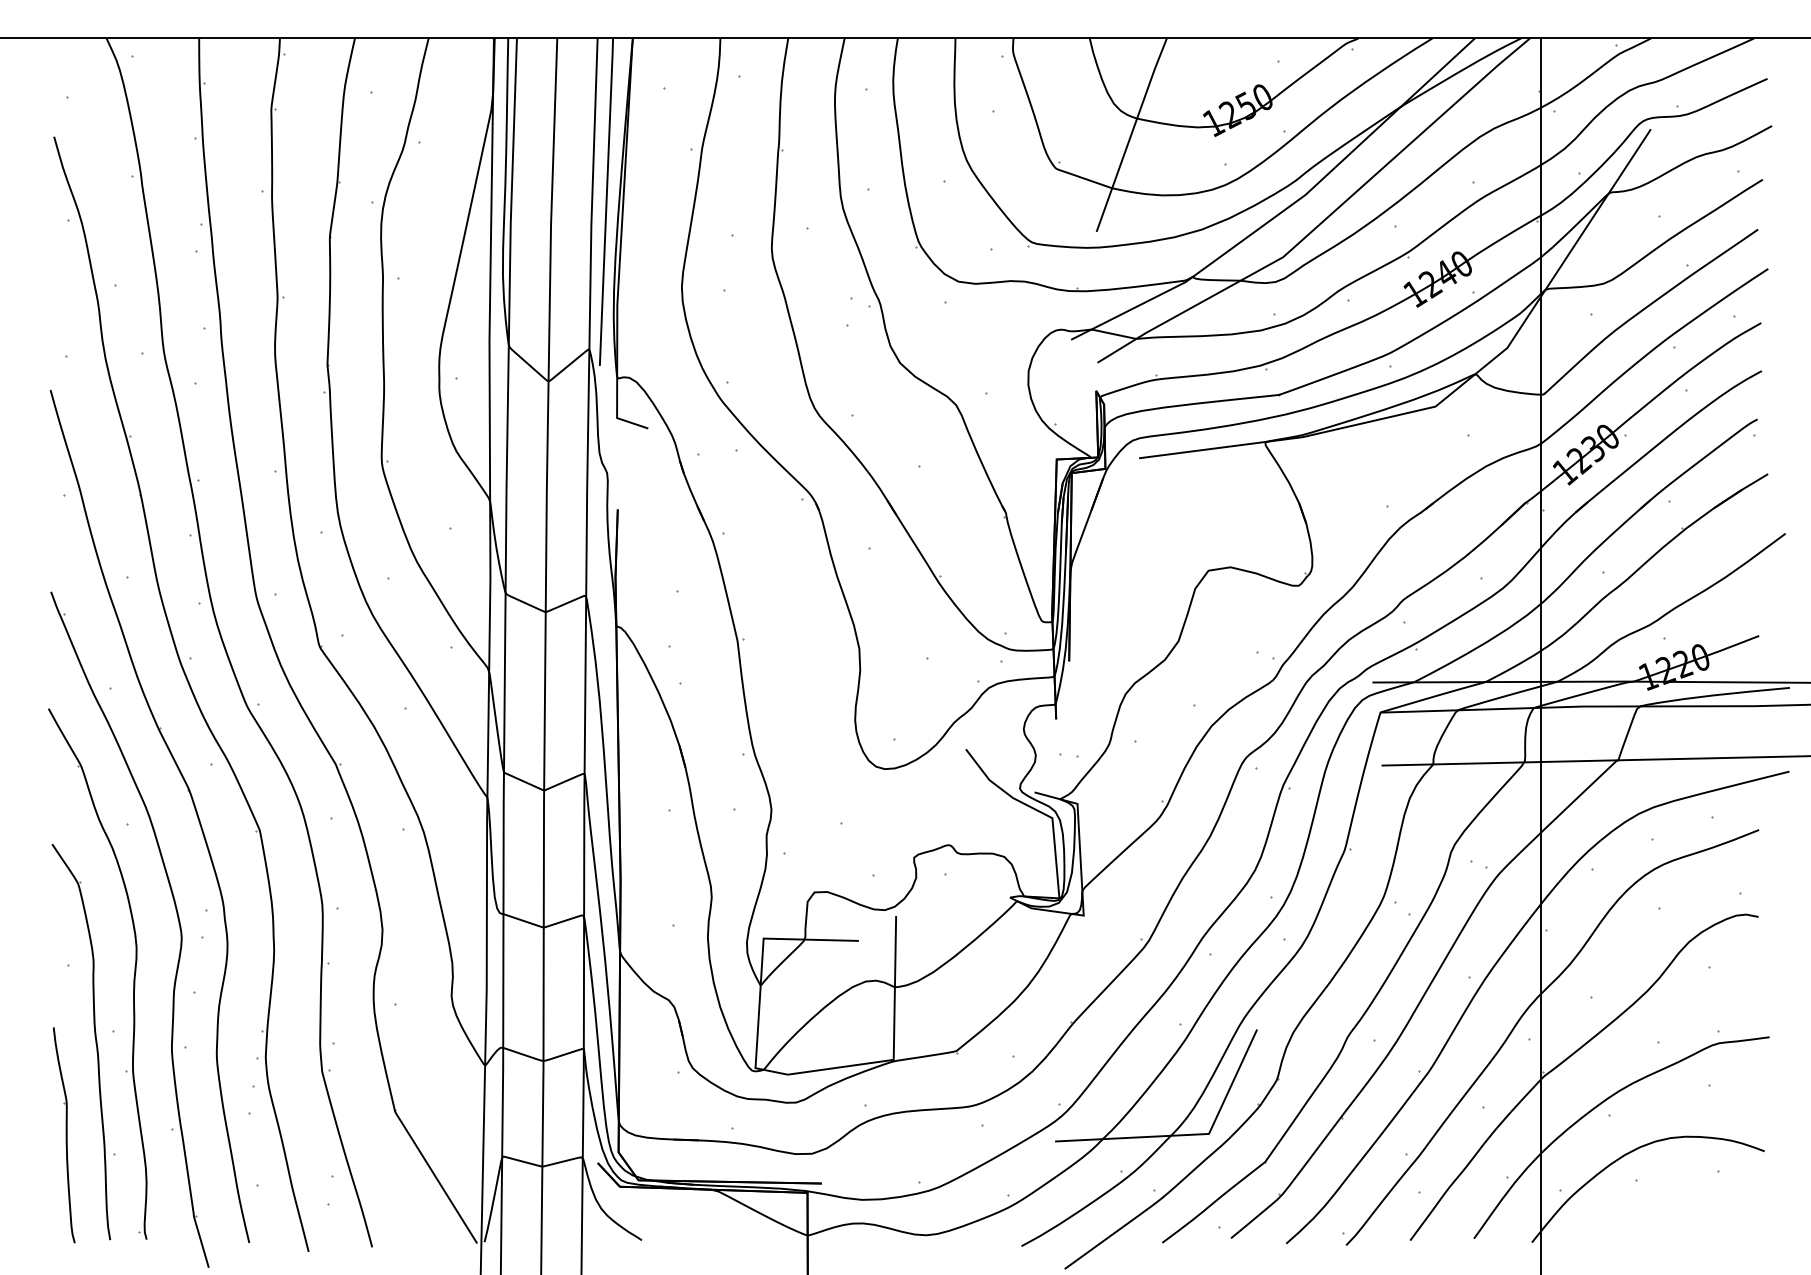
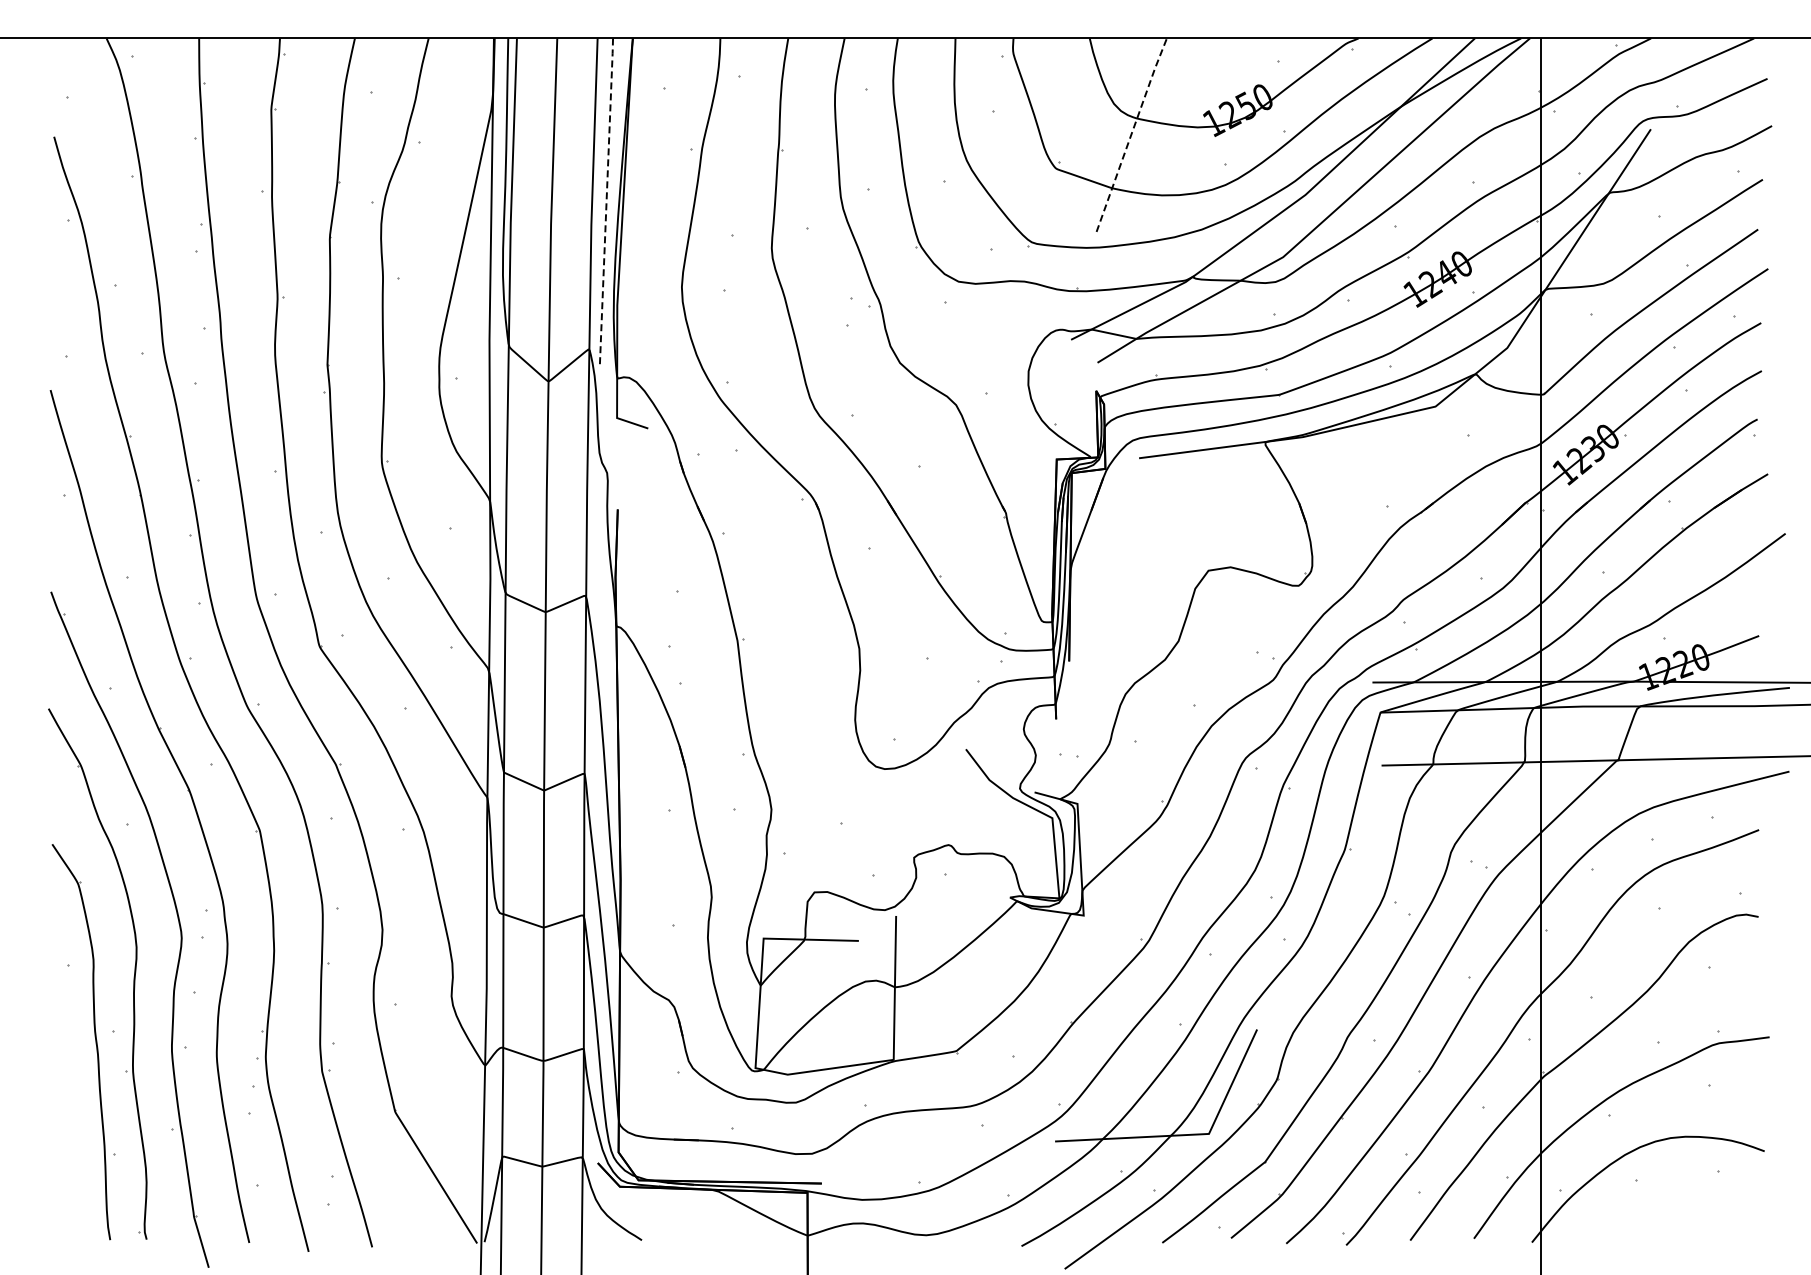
line: solid -> dashed (1131, 134)
line: solid -> dashed (606, 201)
part: present -> none (64, 1135)
